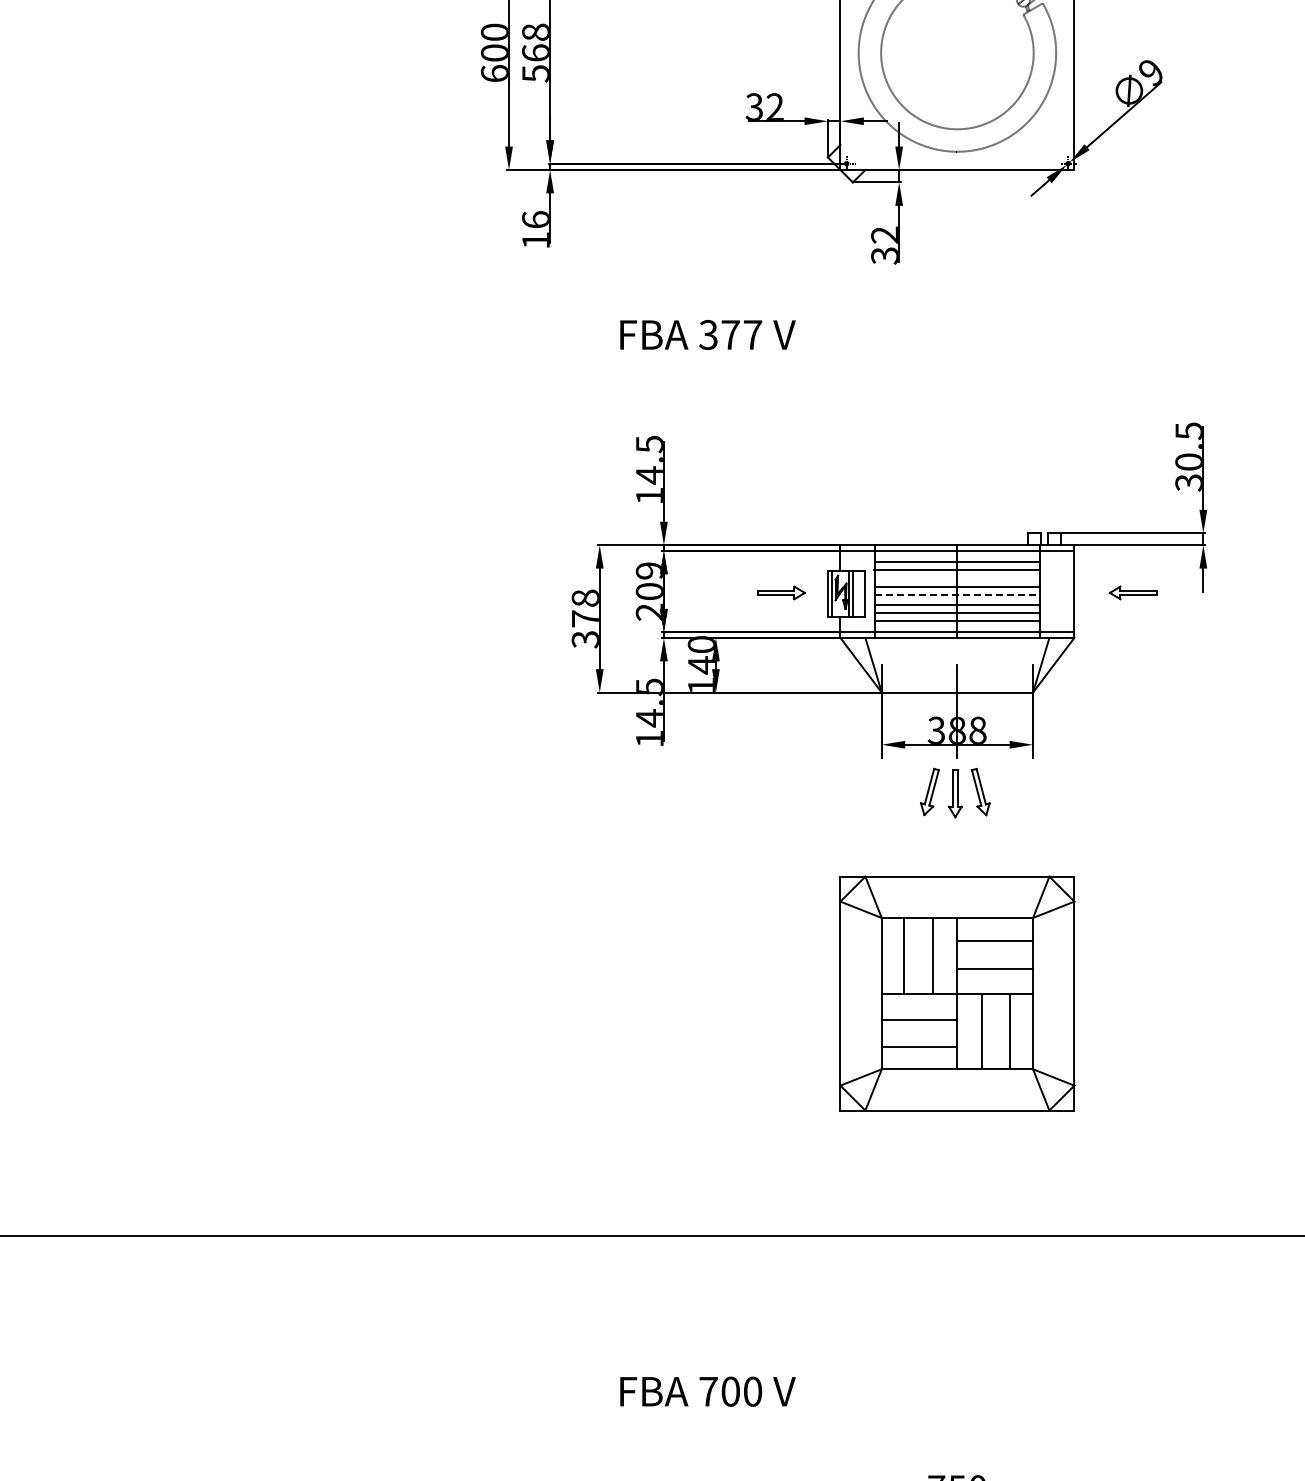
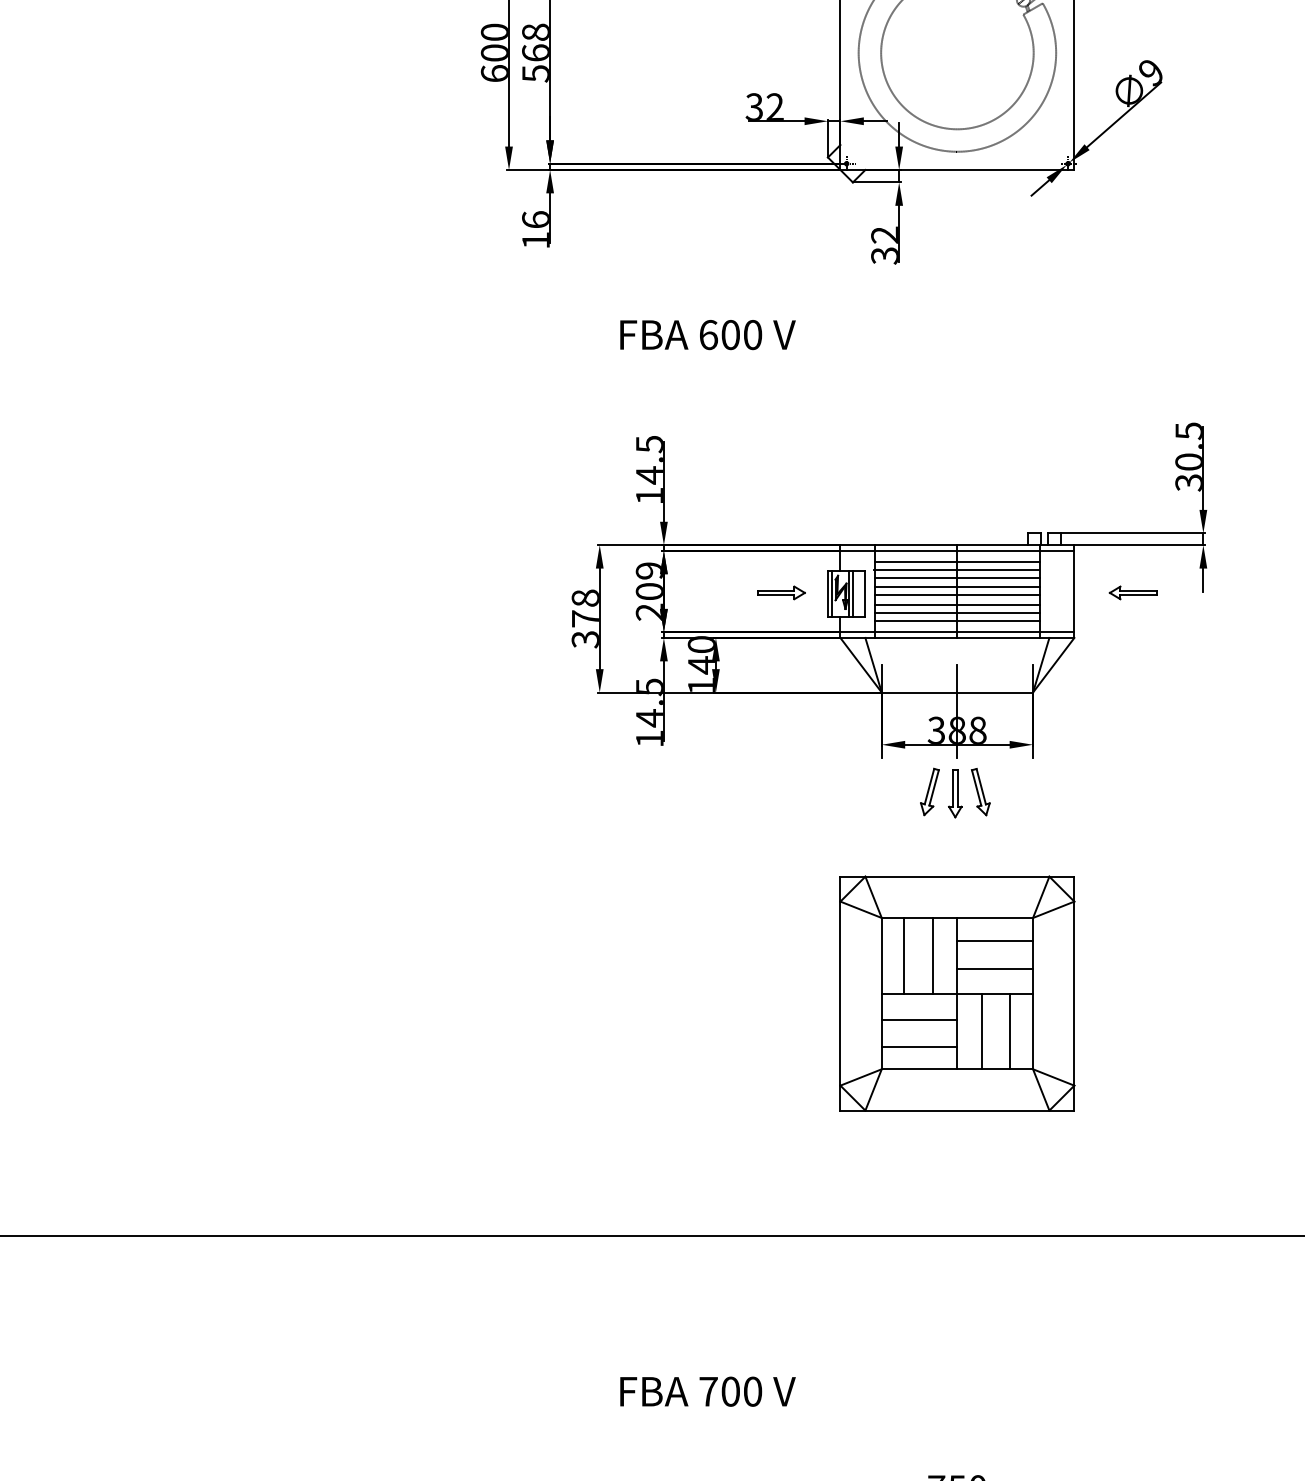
text: 377 -> 600 (730, 335)
line: none -> present (957, 578)
line: dashed -> solid (957, 595)
